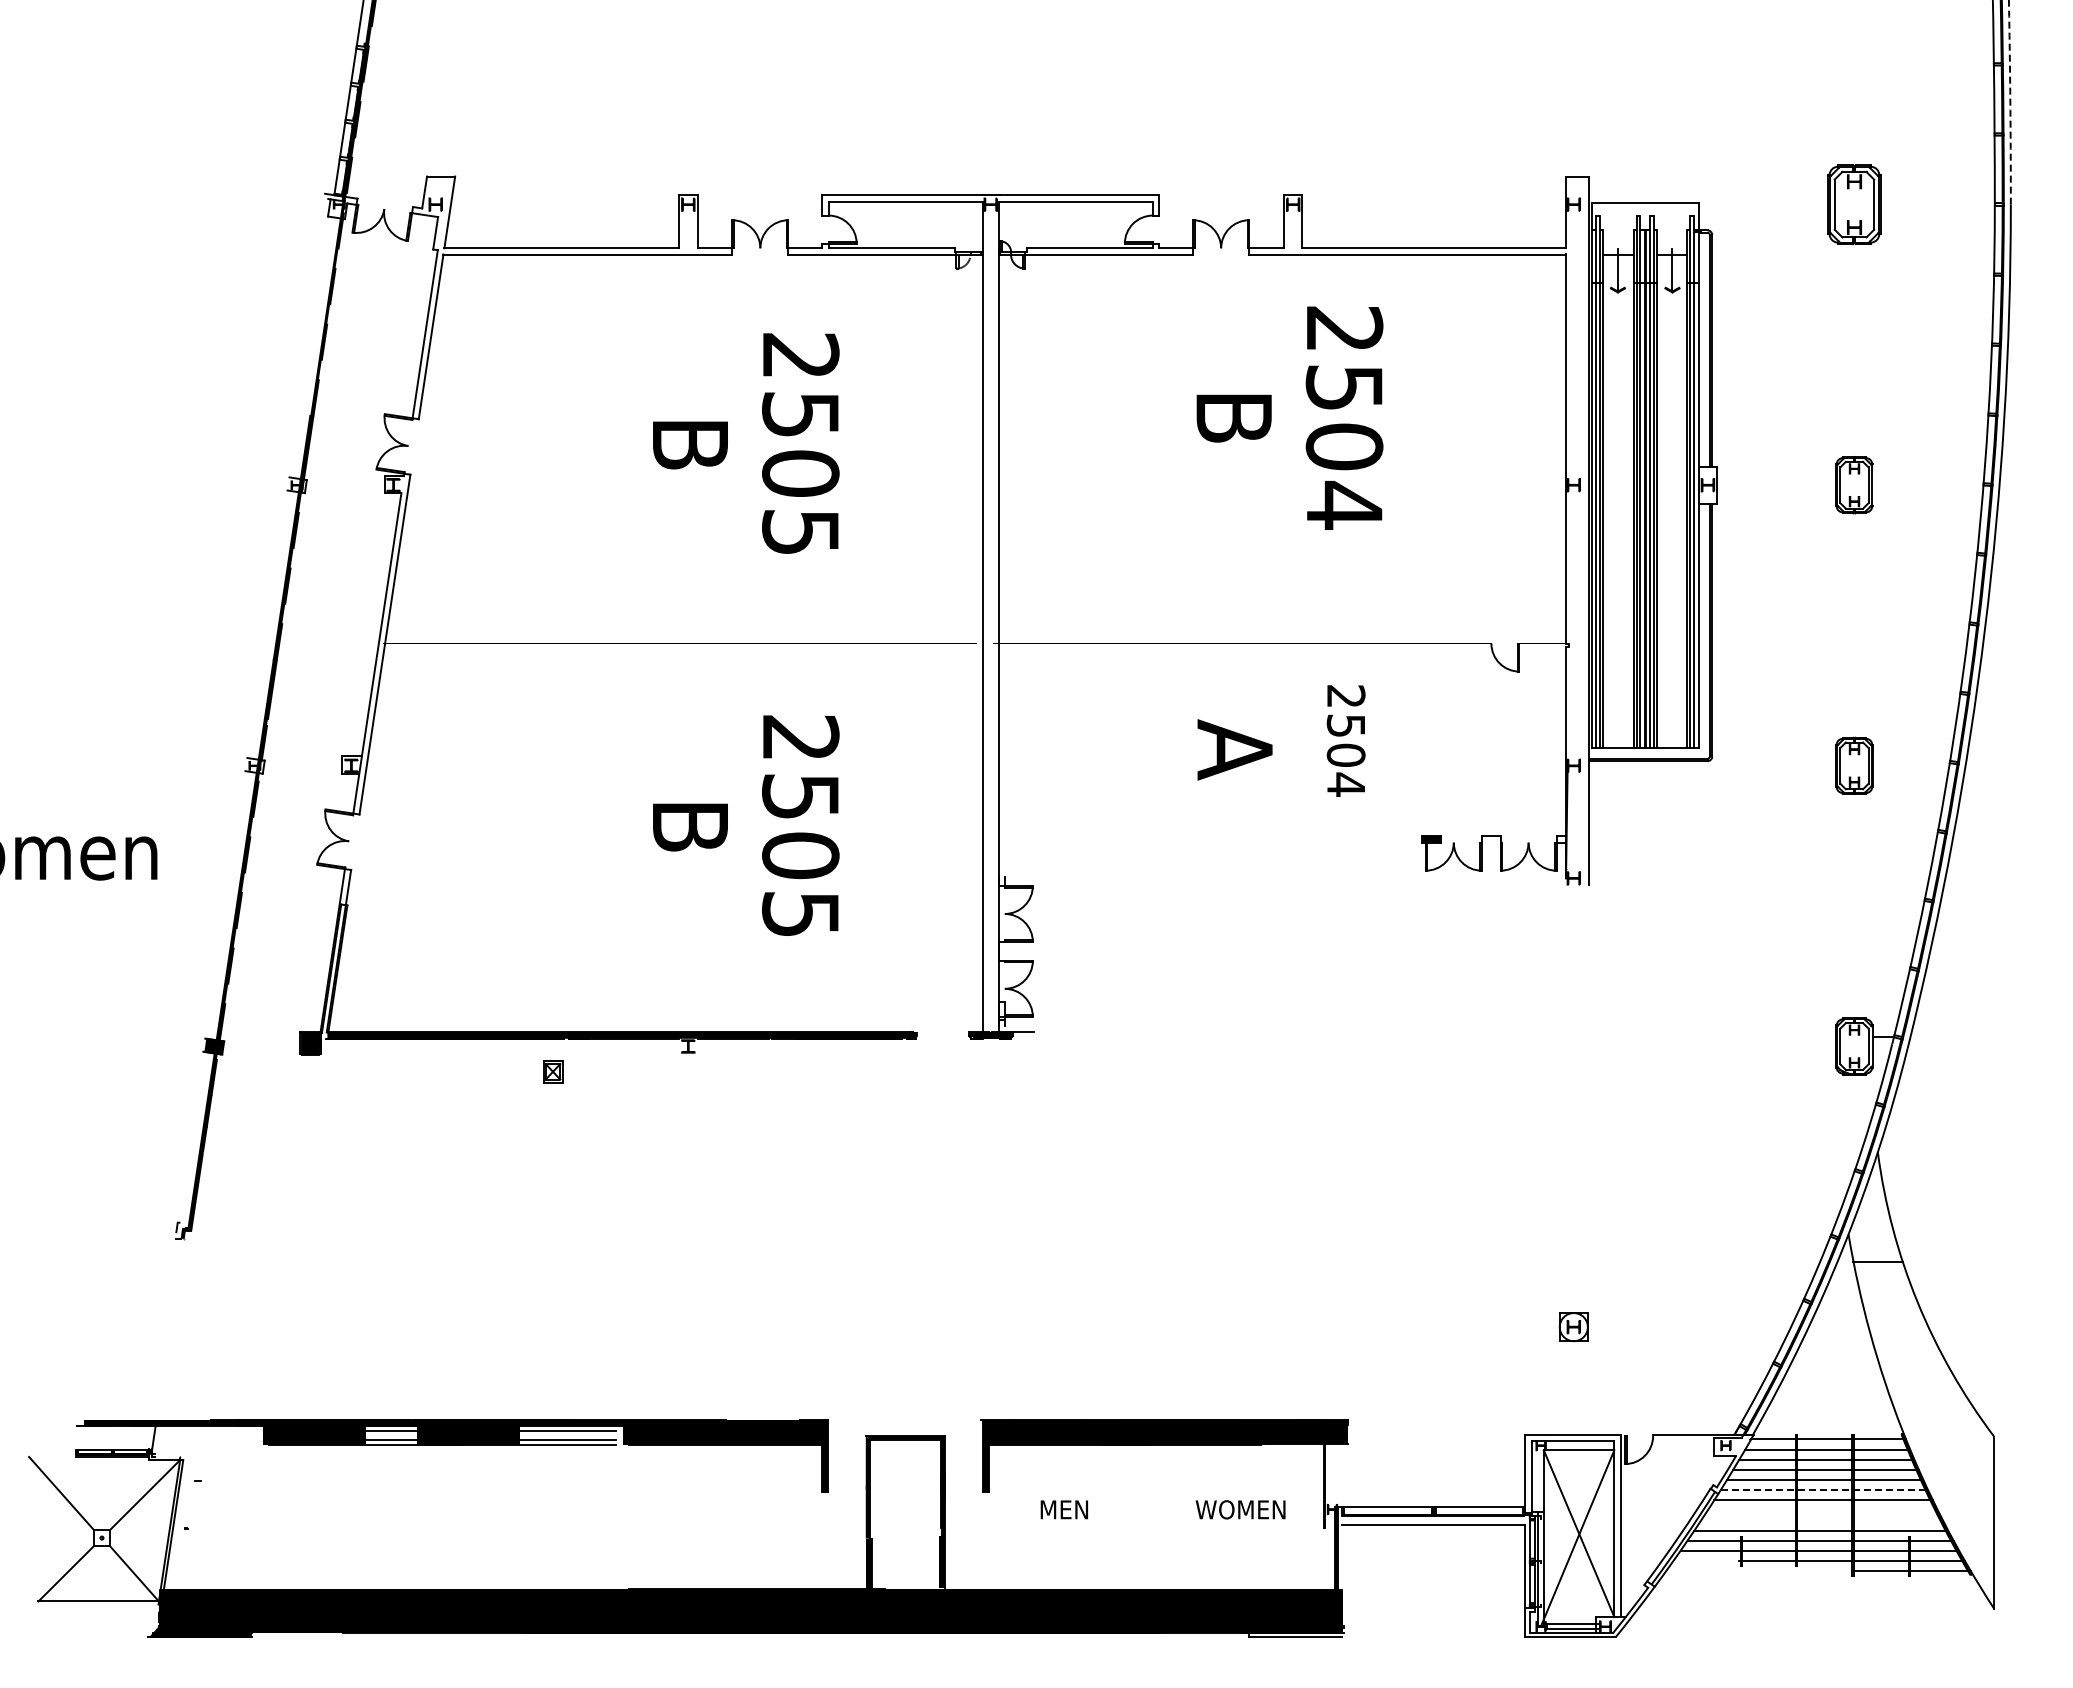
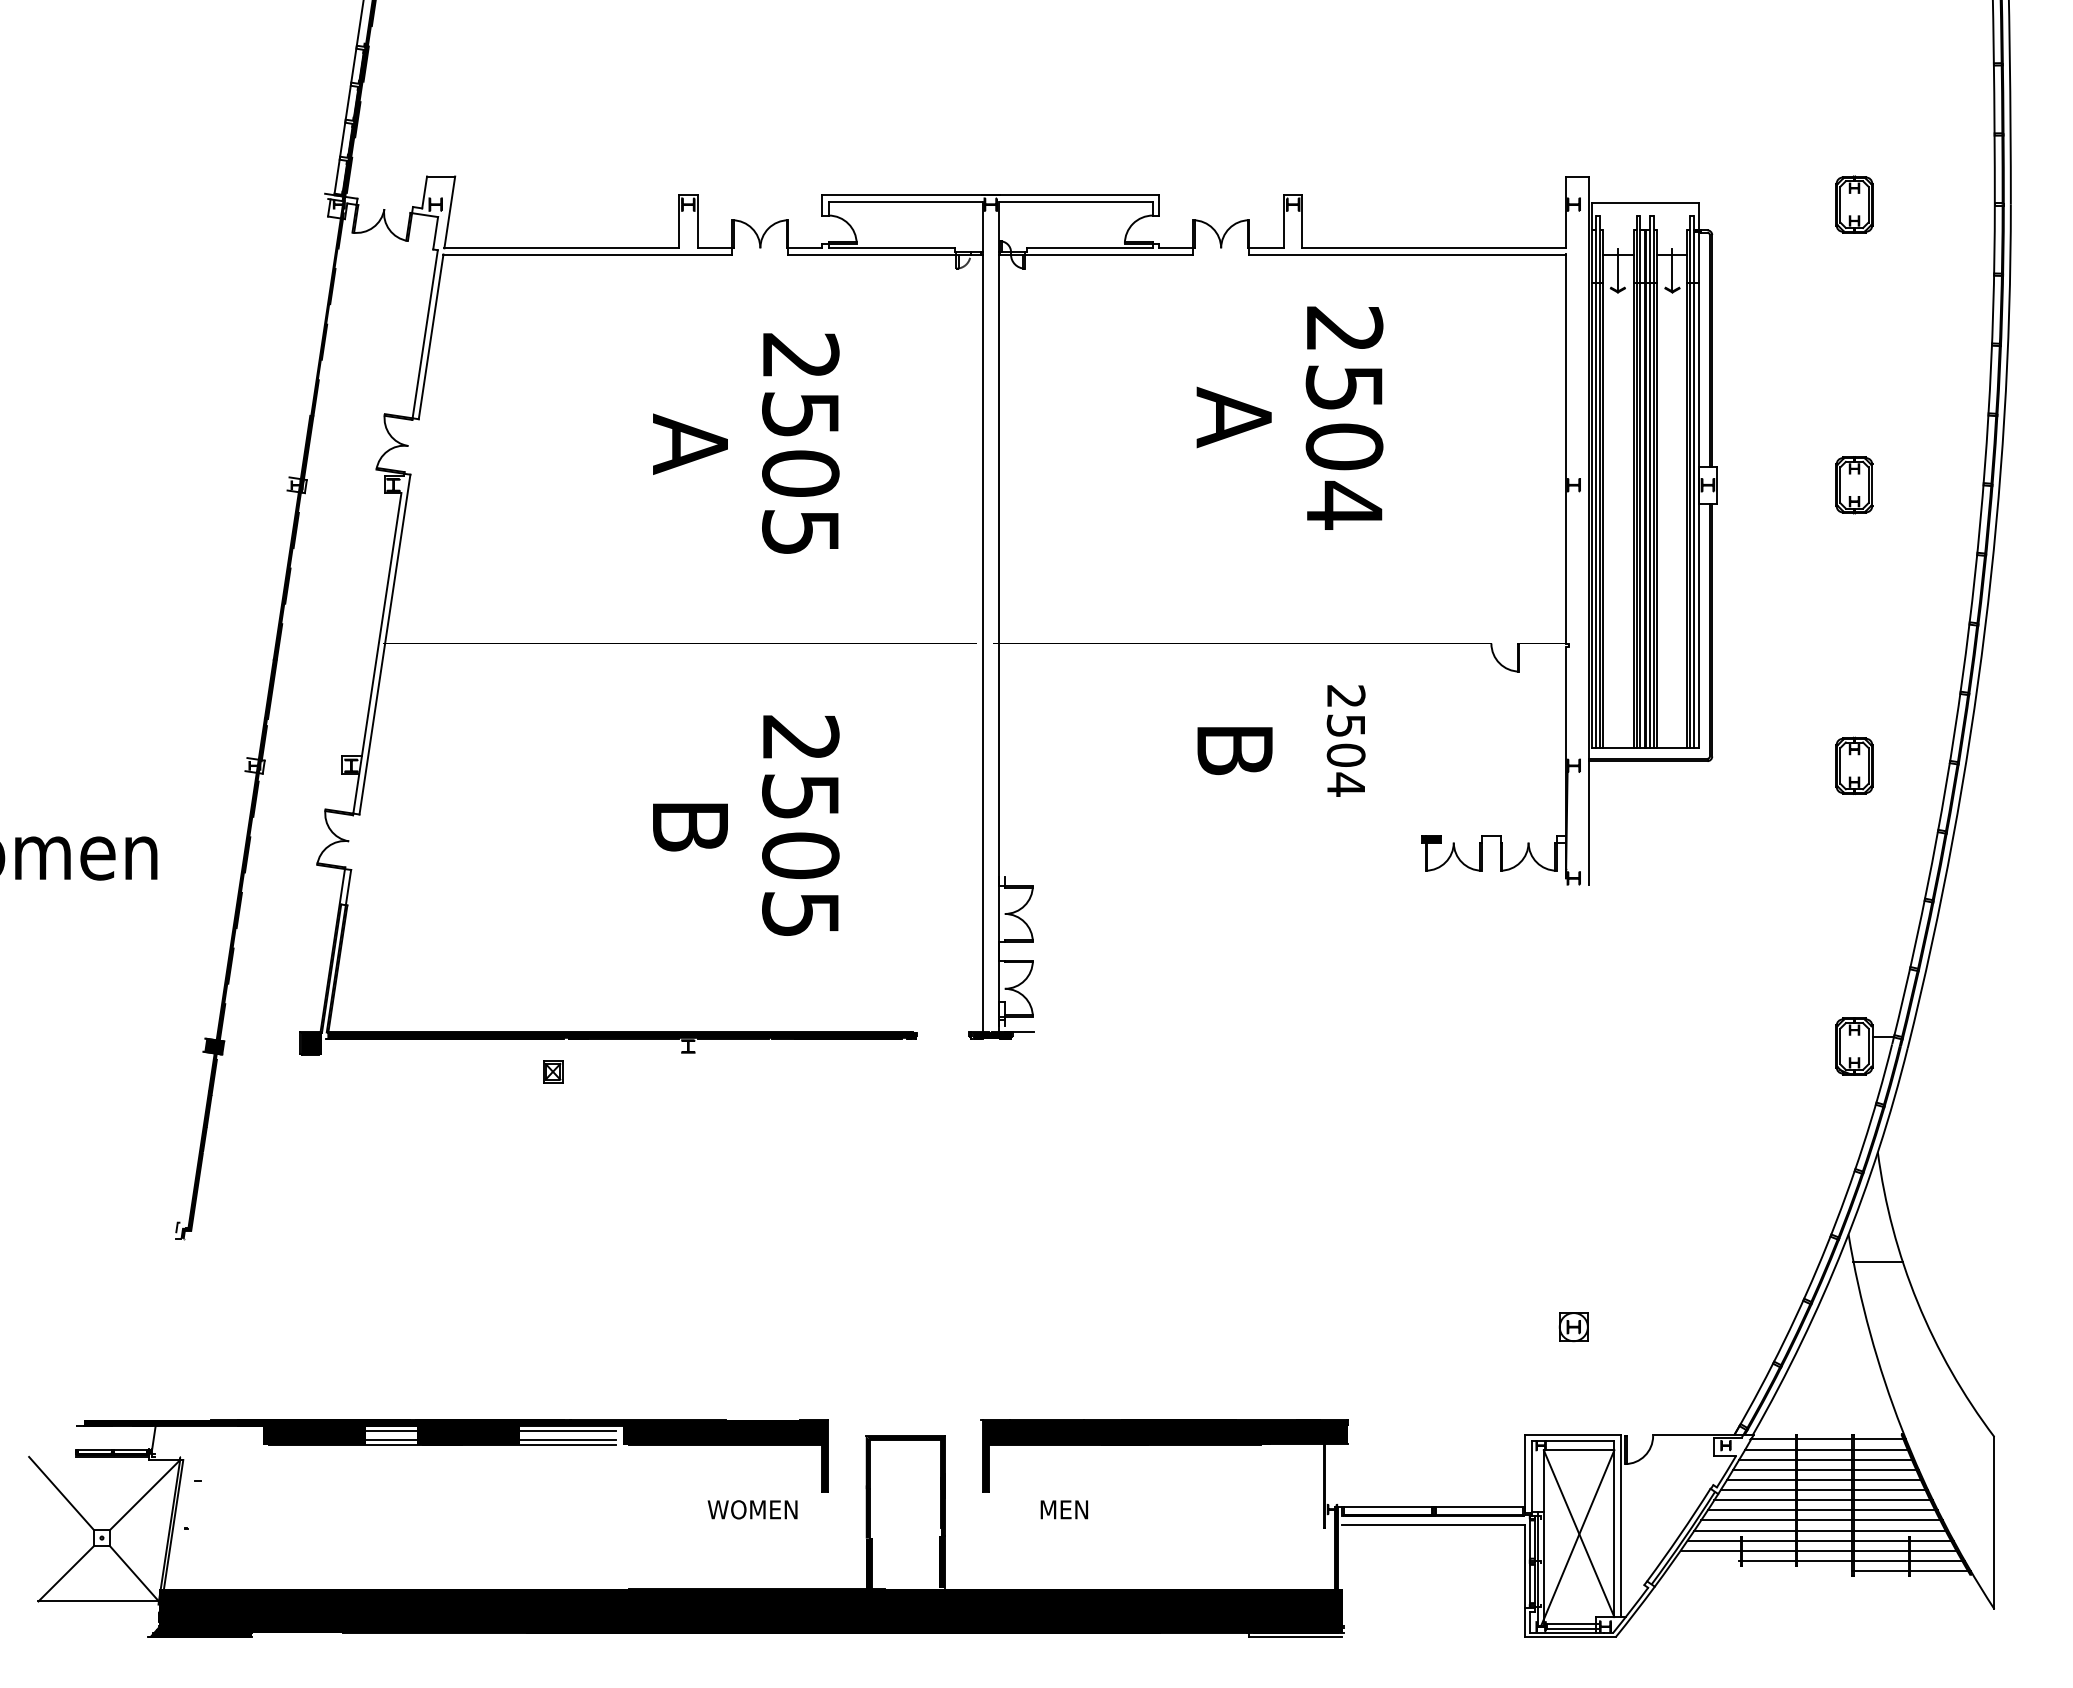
arc: dashed -> solid (2010, 102)
part size: 55x81 px -> 39x59 px (1854, 204)
text: B -> A (1233, 417)
text: B -> A (690, 443)
text: A -> B (1234, 749)
line: dashed -> solid (1824, 1490)
text position: (1240, 1509) -> (752, 1509) (752, 1509)
line: none -> present (1822, 1510)
line: none -> present (1821, 1520)
